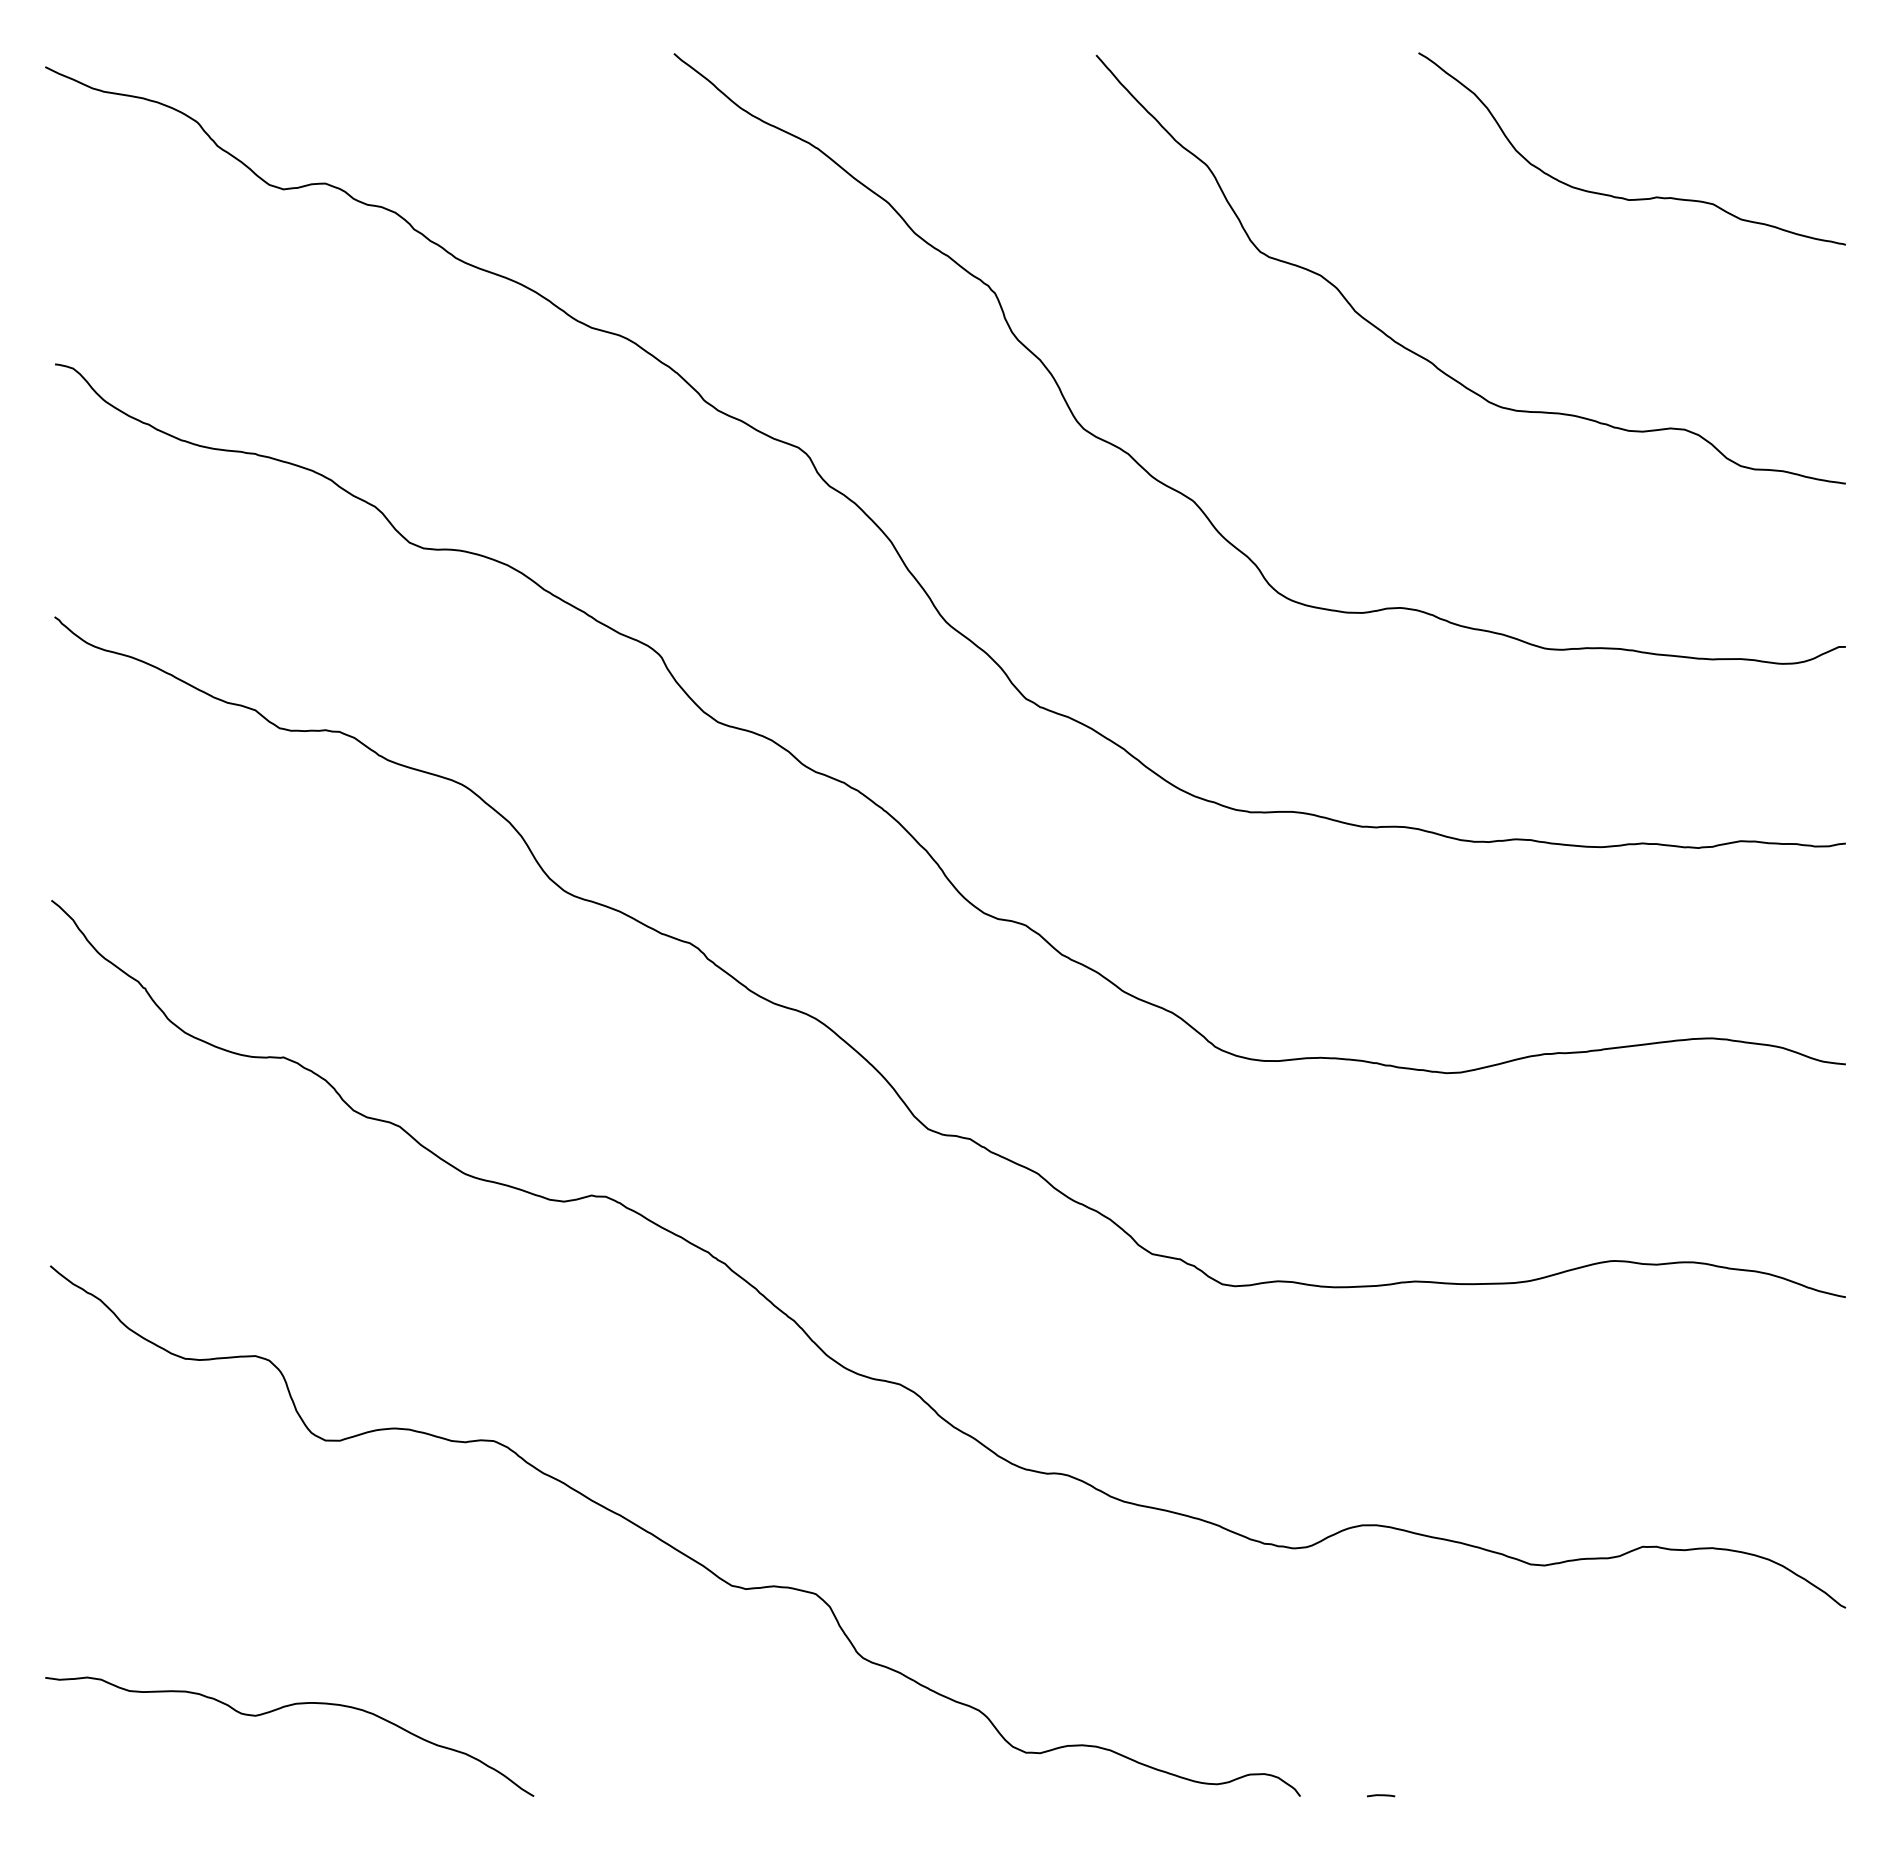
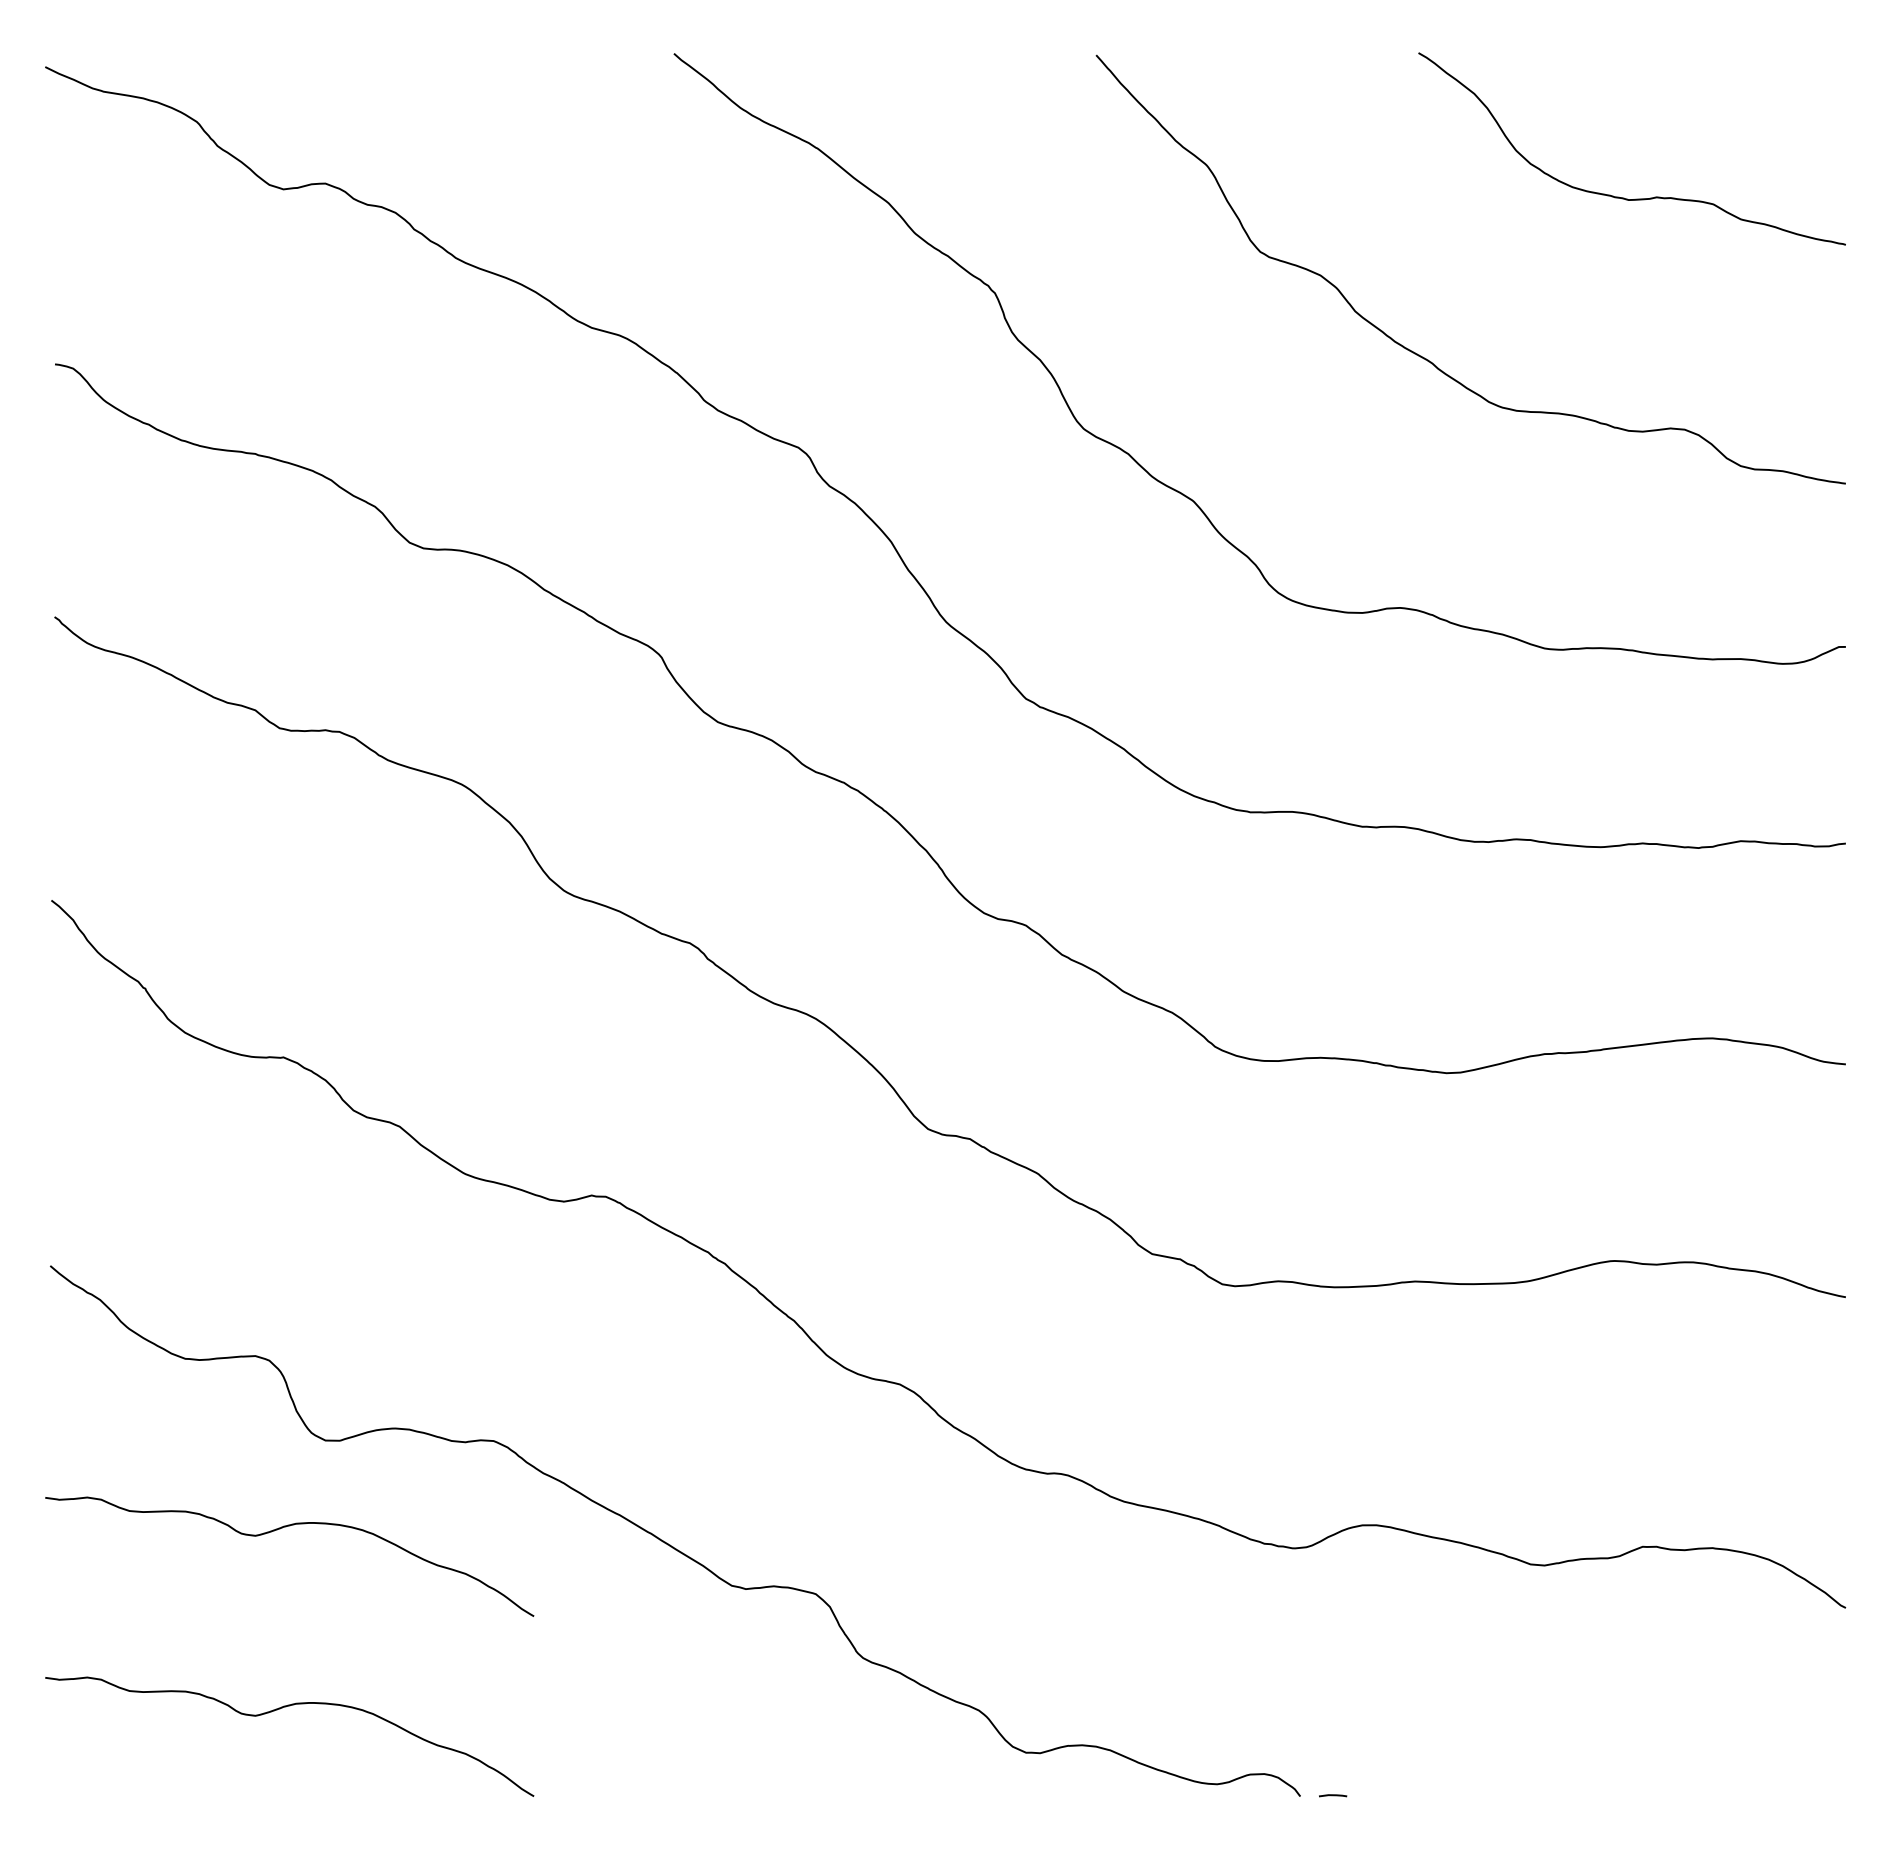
curve: none -> present (280, 1529)
line position: (1381, 1795) -> (1333, 1795) (1333, 1795)
